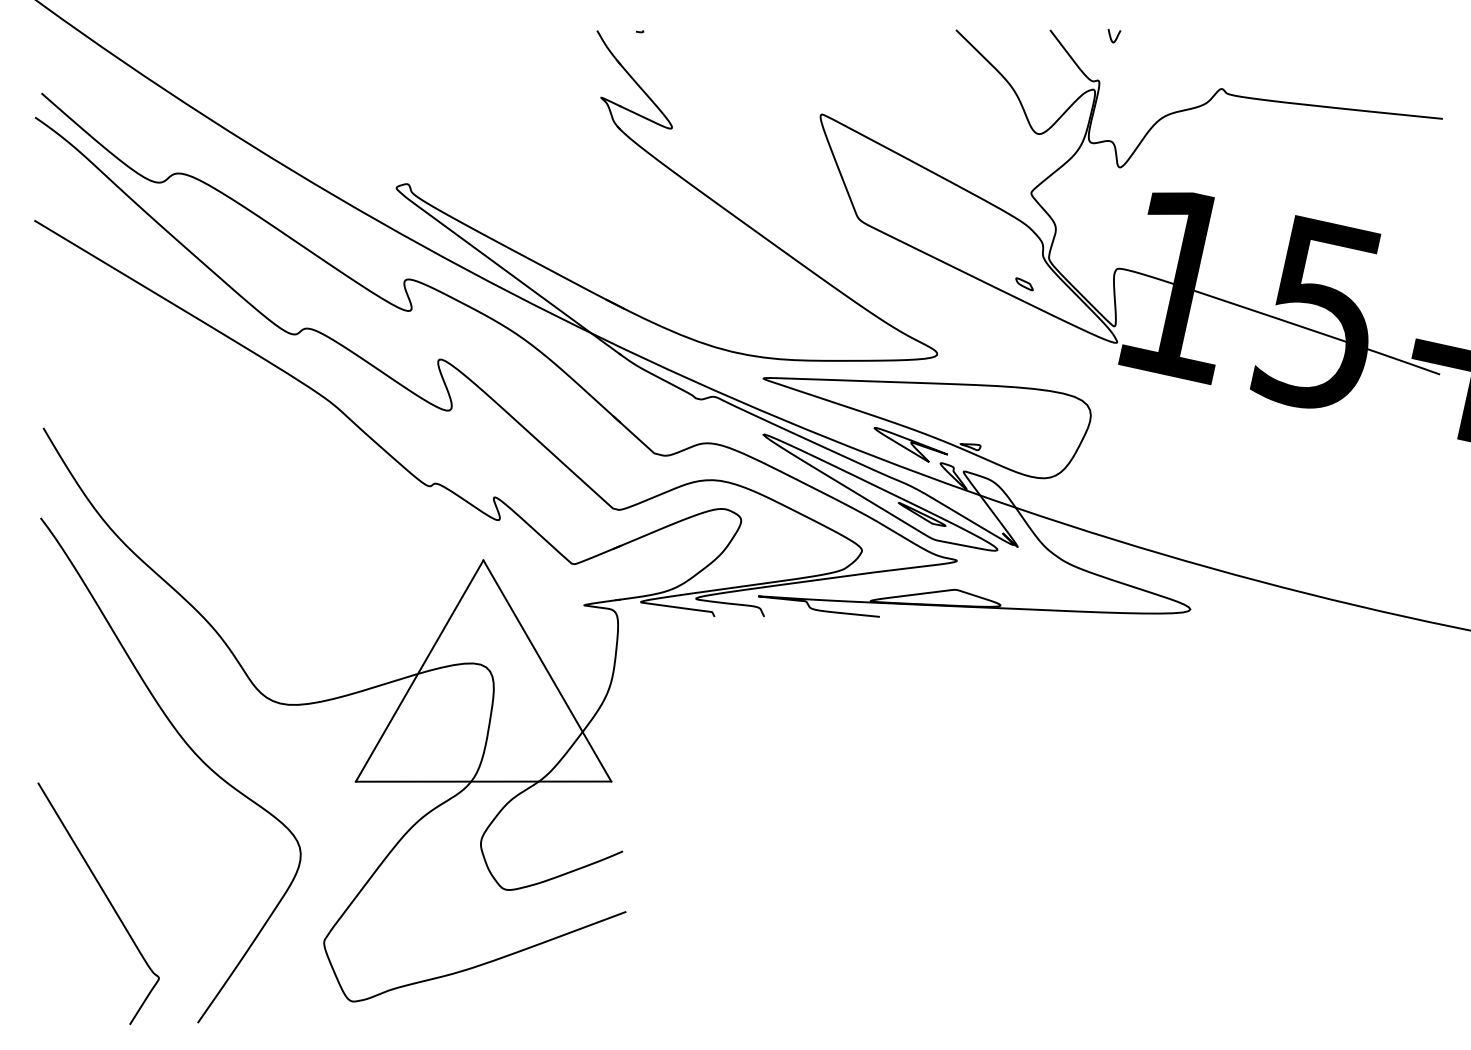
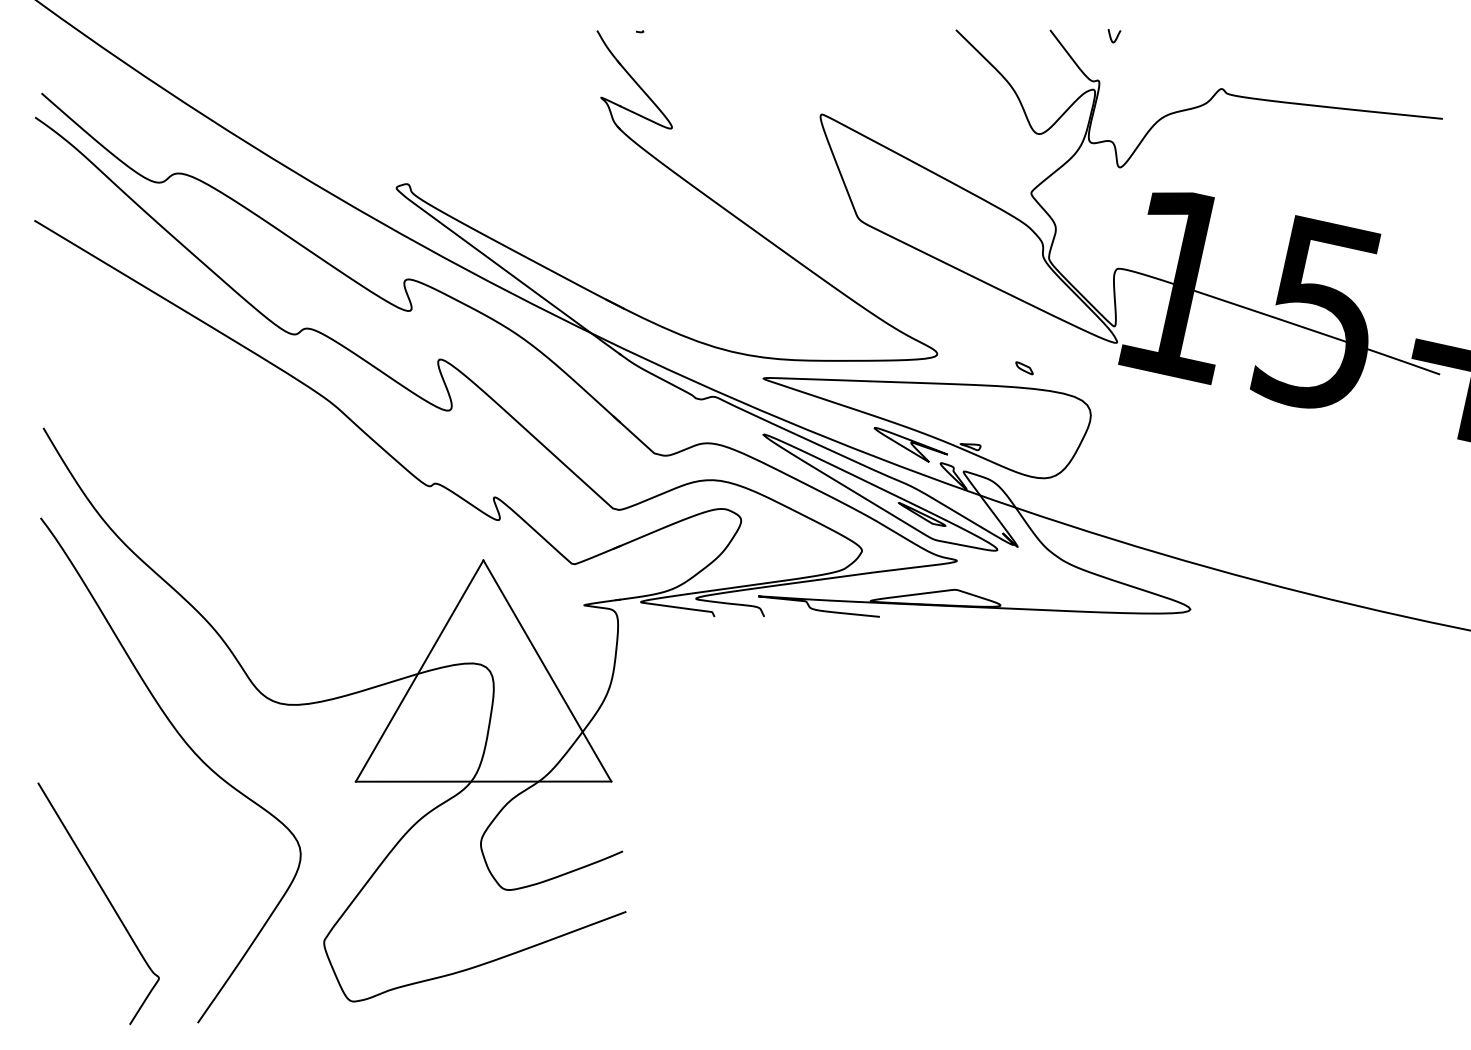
part position: (1024, 284) -> (1024, 368) (1024, 368)
